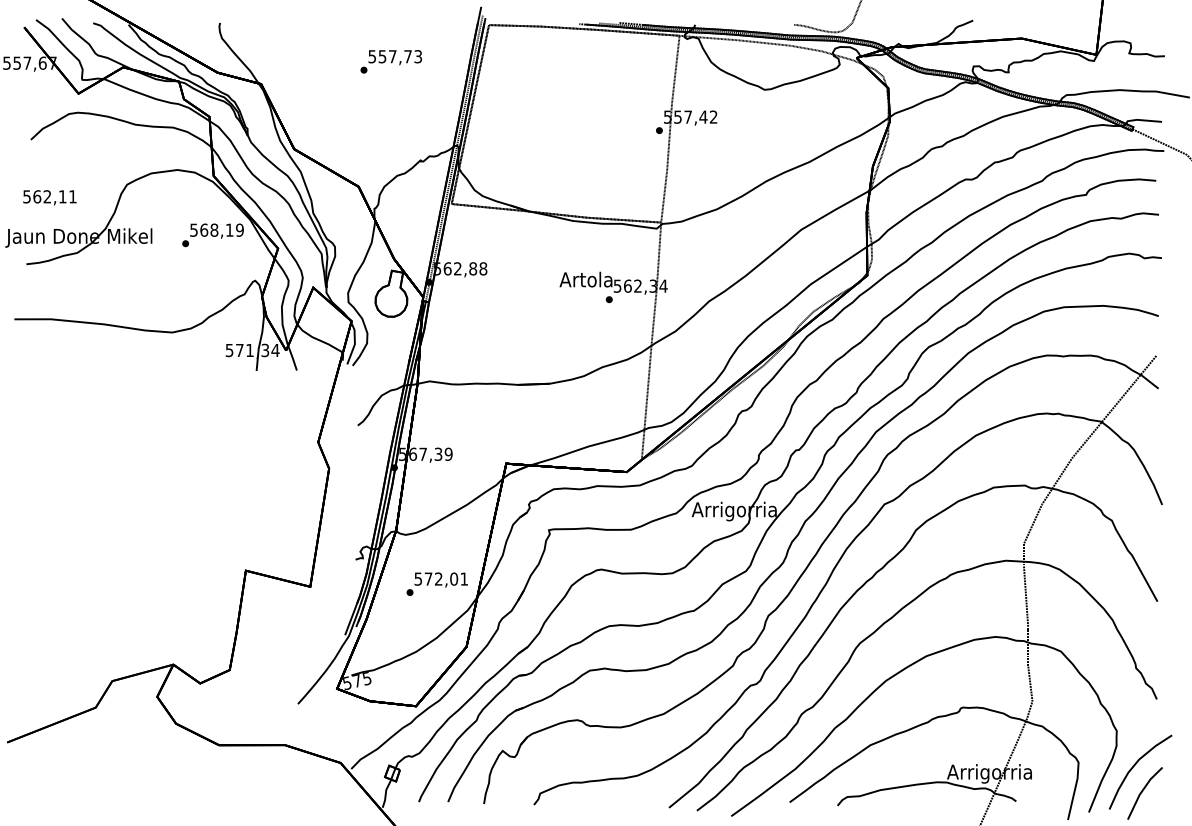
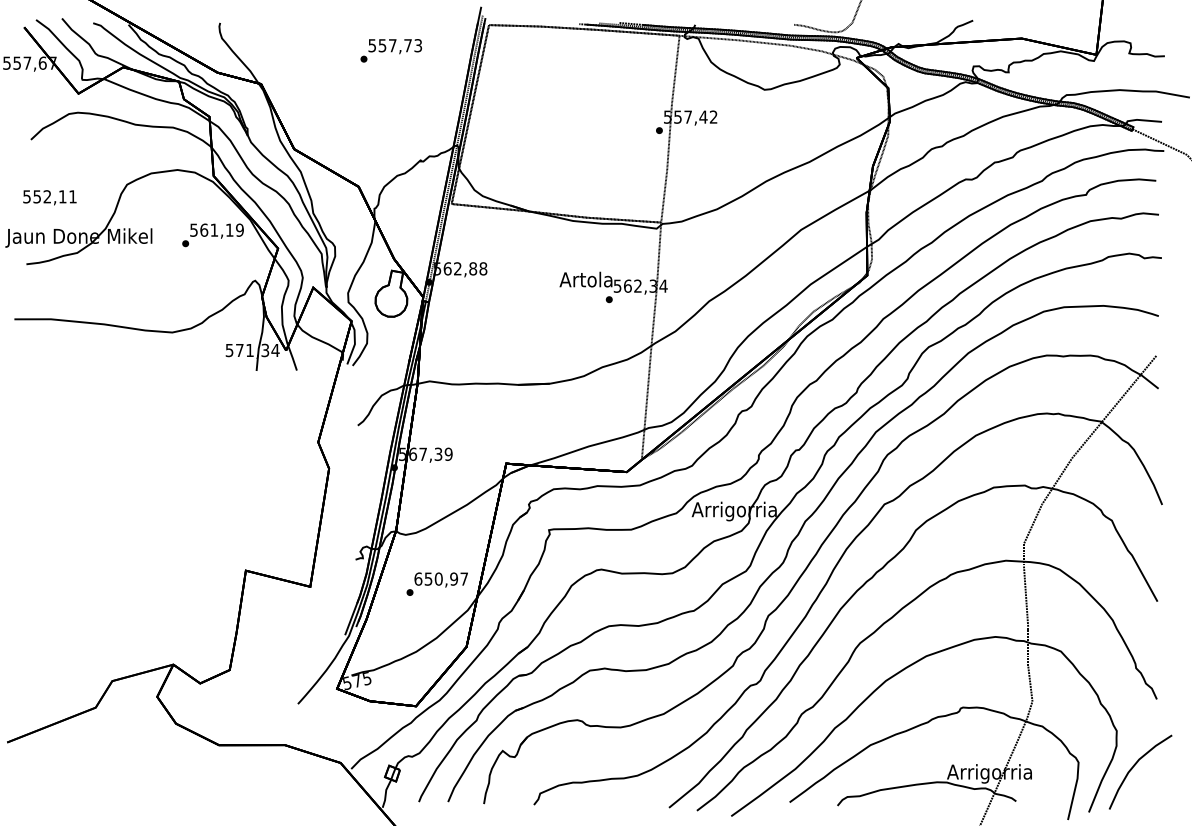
text position: (390, 61) -> (390, 50) (390, 50)
text: 562,11 -> 552,11 (37, 196)
text: 568,19 -> 561,19 (214, 229)
text: 572,01 -> 650,97 (440, 578)
line: present -> none (1143, 791)
